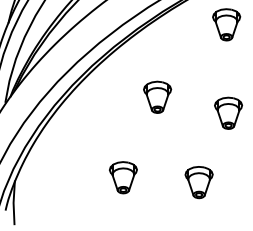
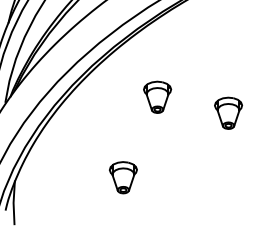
part: present -> none (226, 24)
part: present -> none (198, 182)
